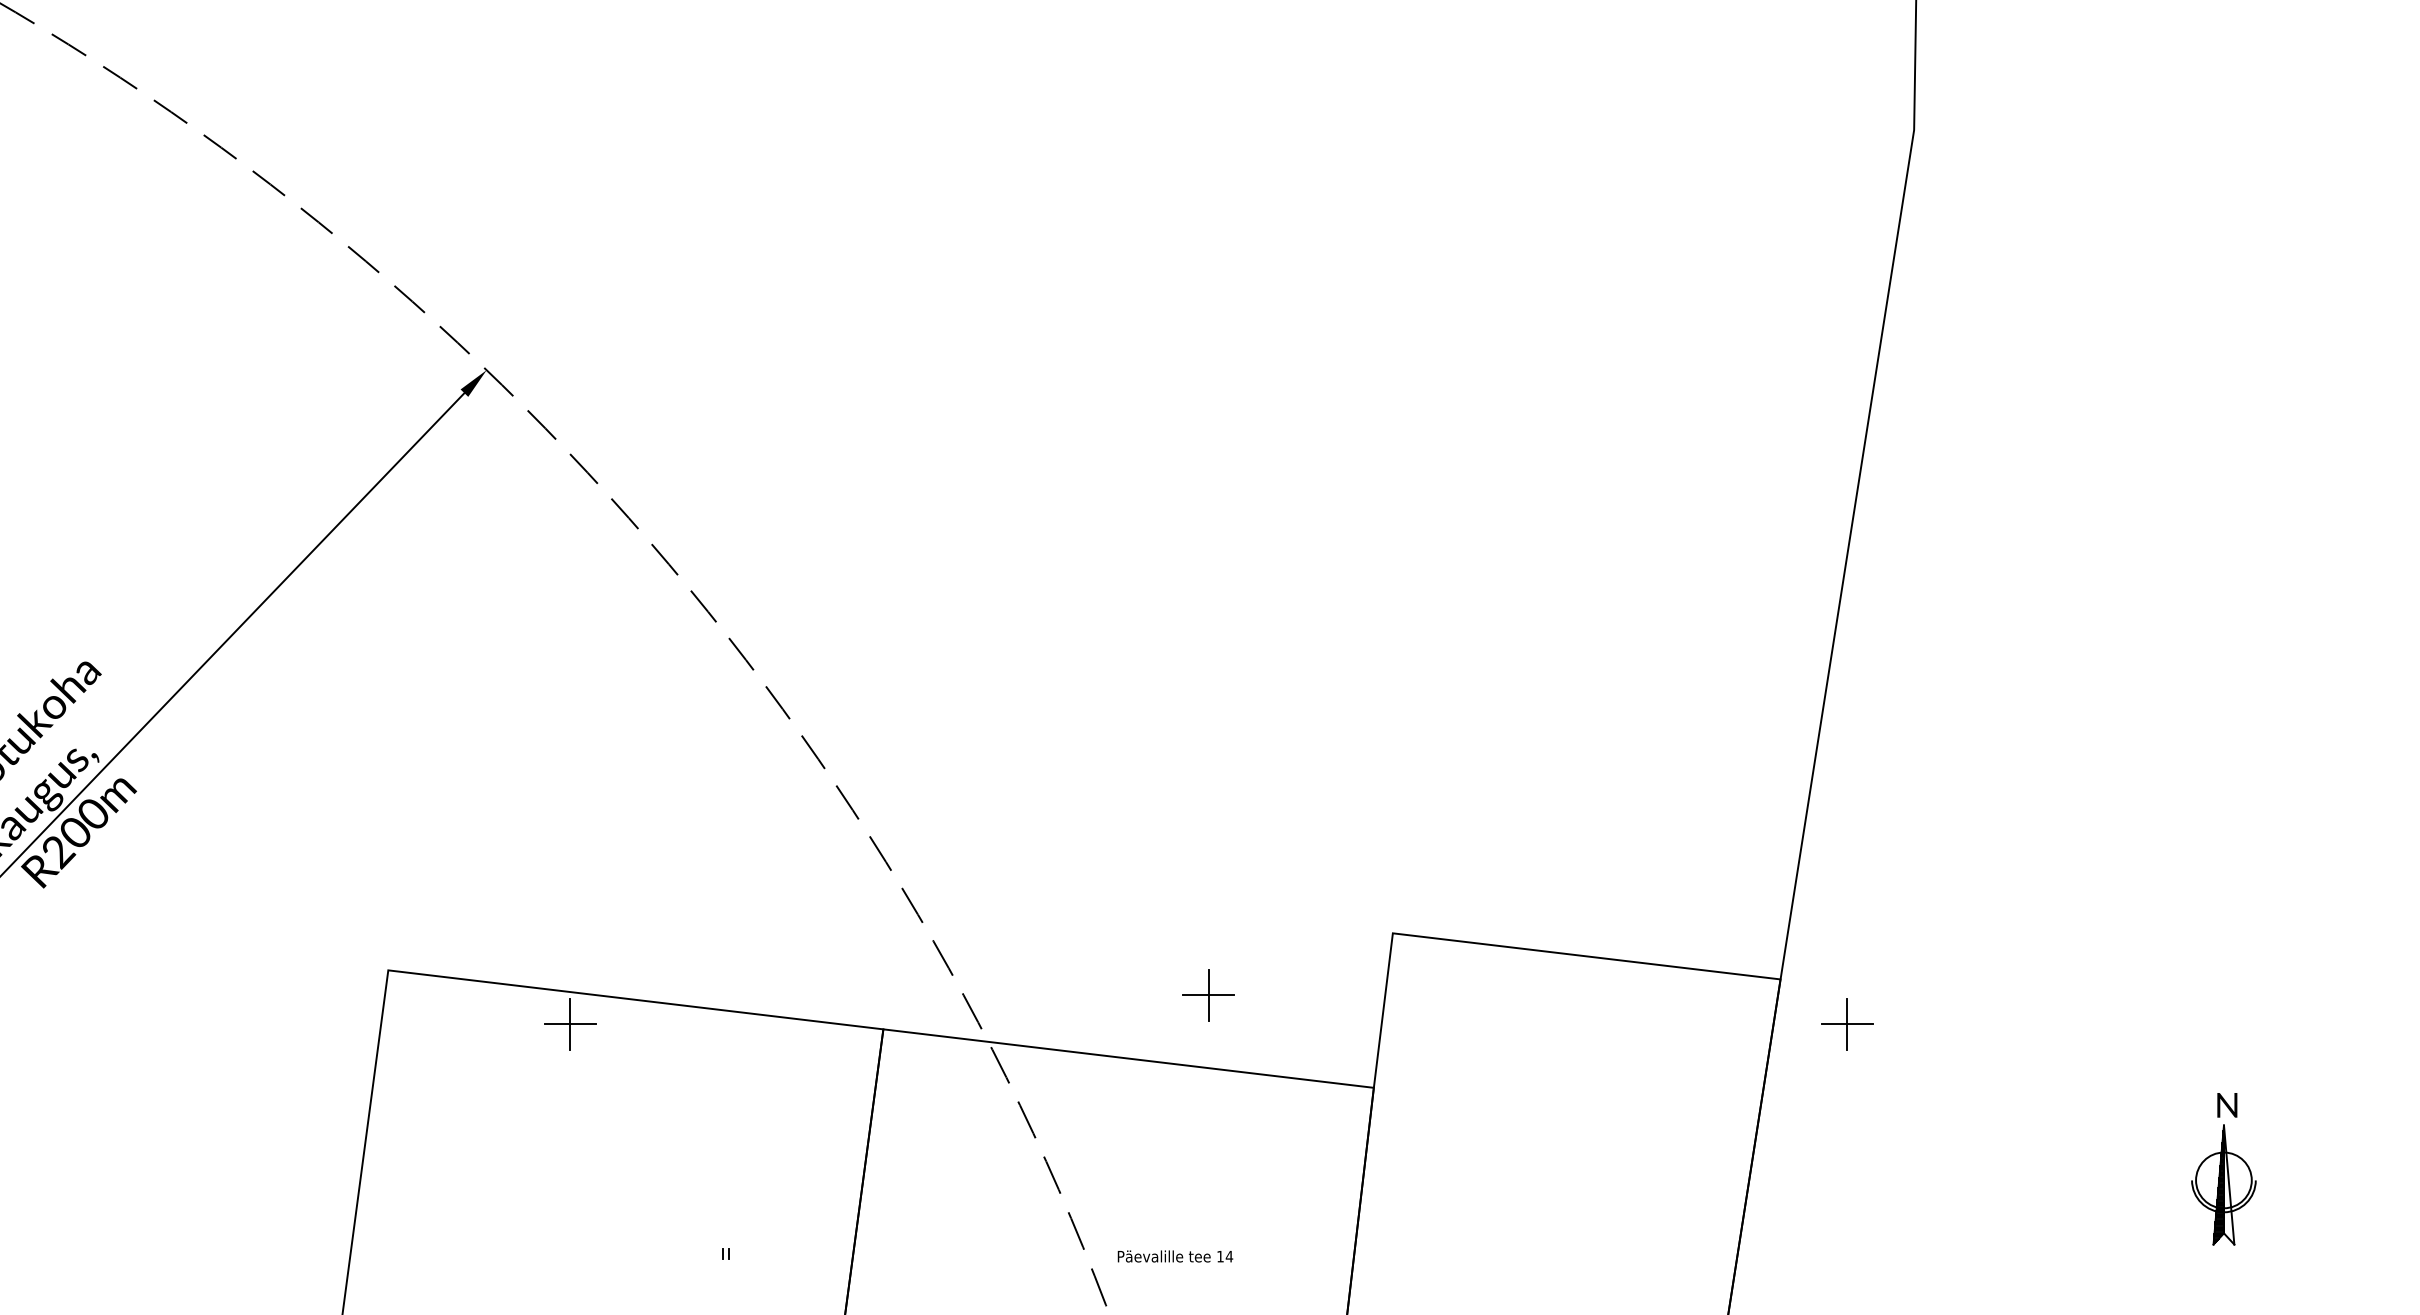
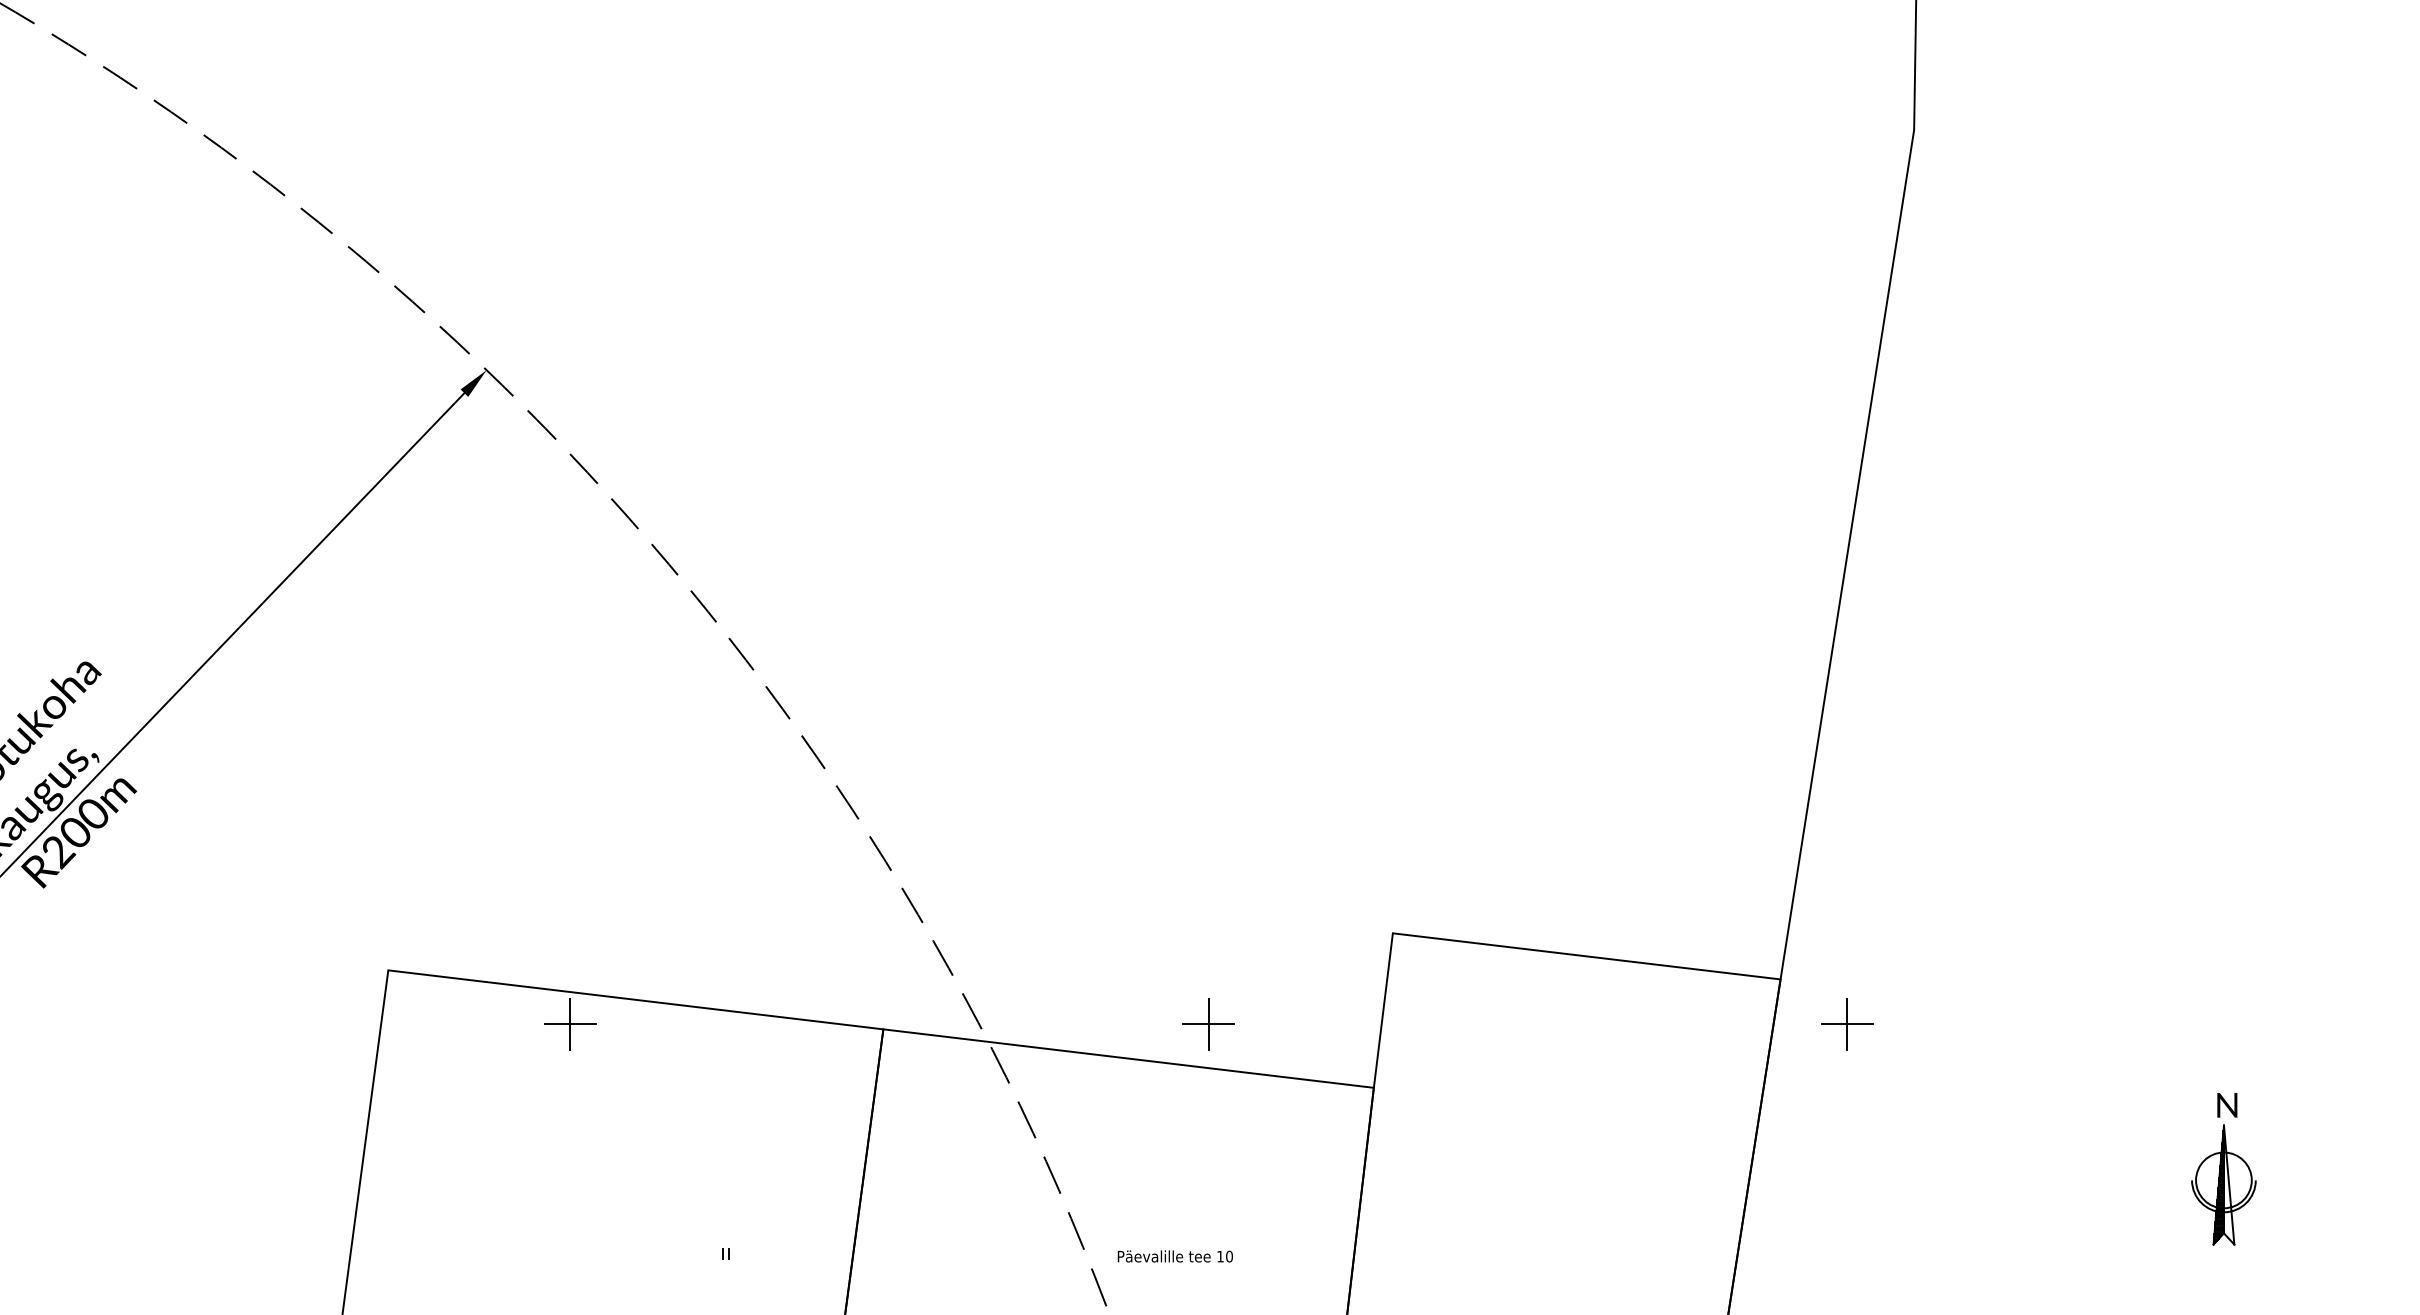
part position: (1208, 995) -> (1208, 1024) (1208, 1024)
text: 14 -> 10 (1229, 1256)
